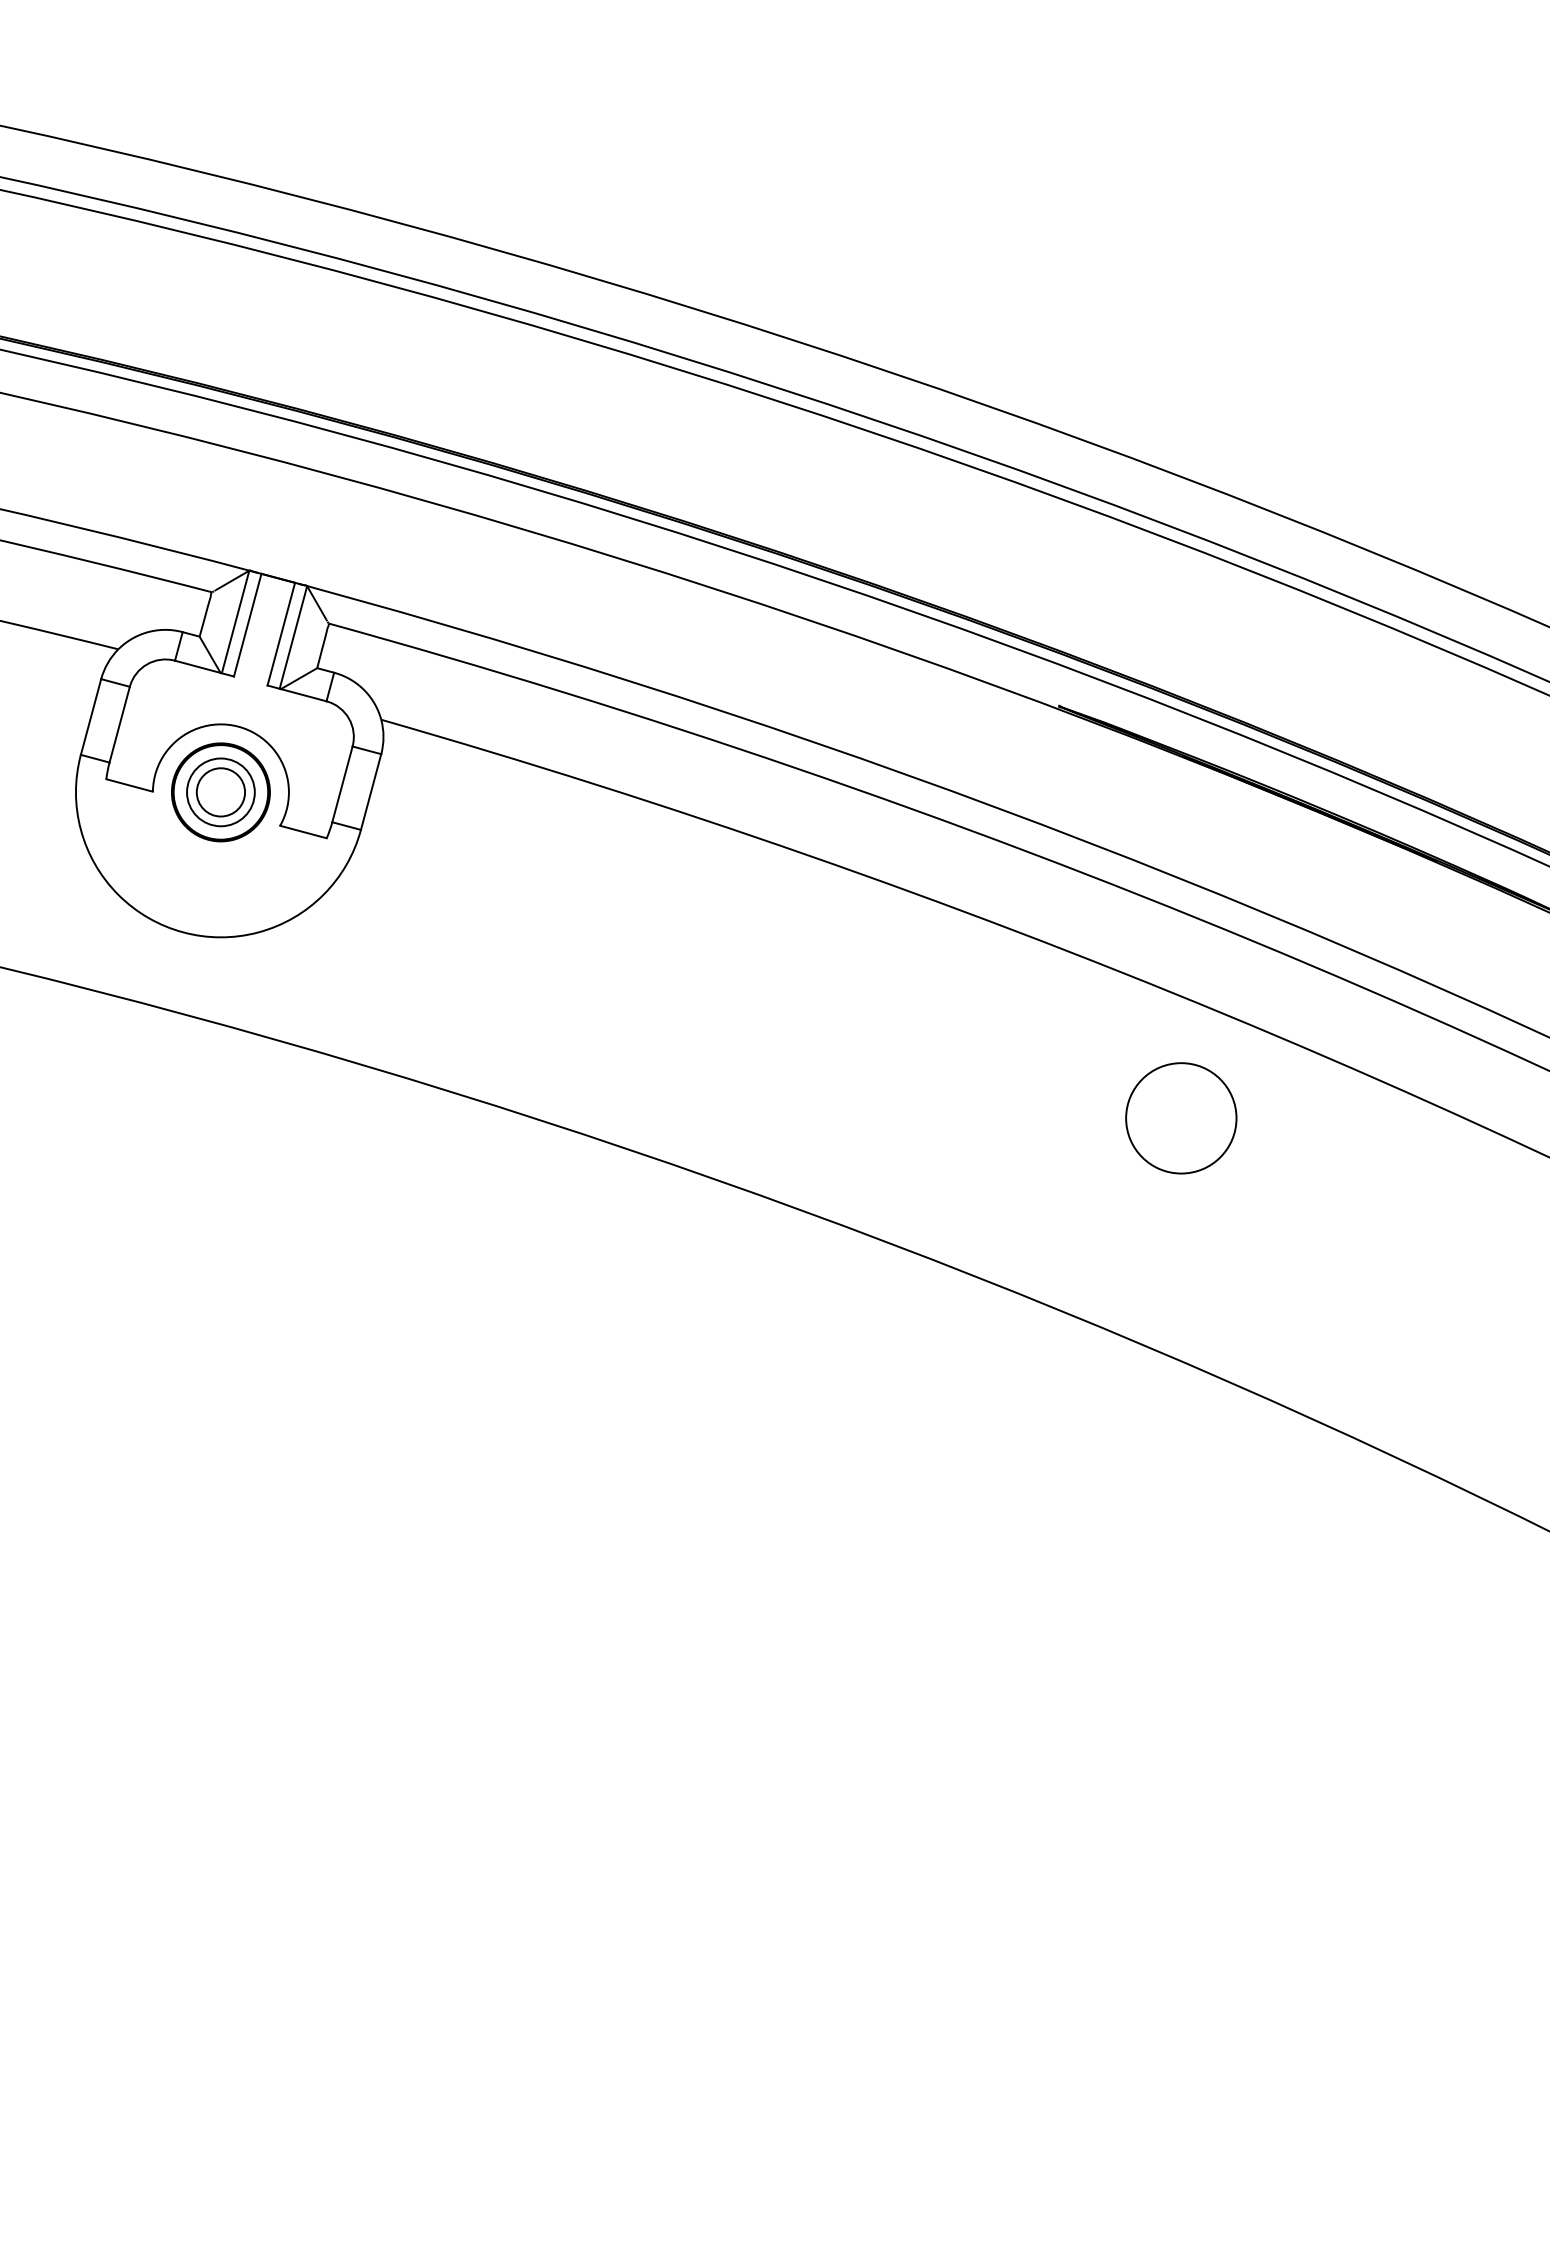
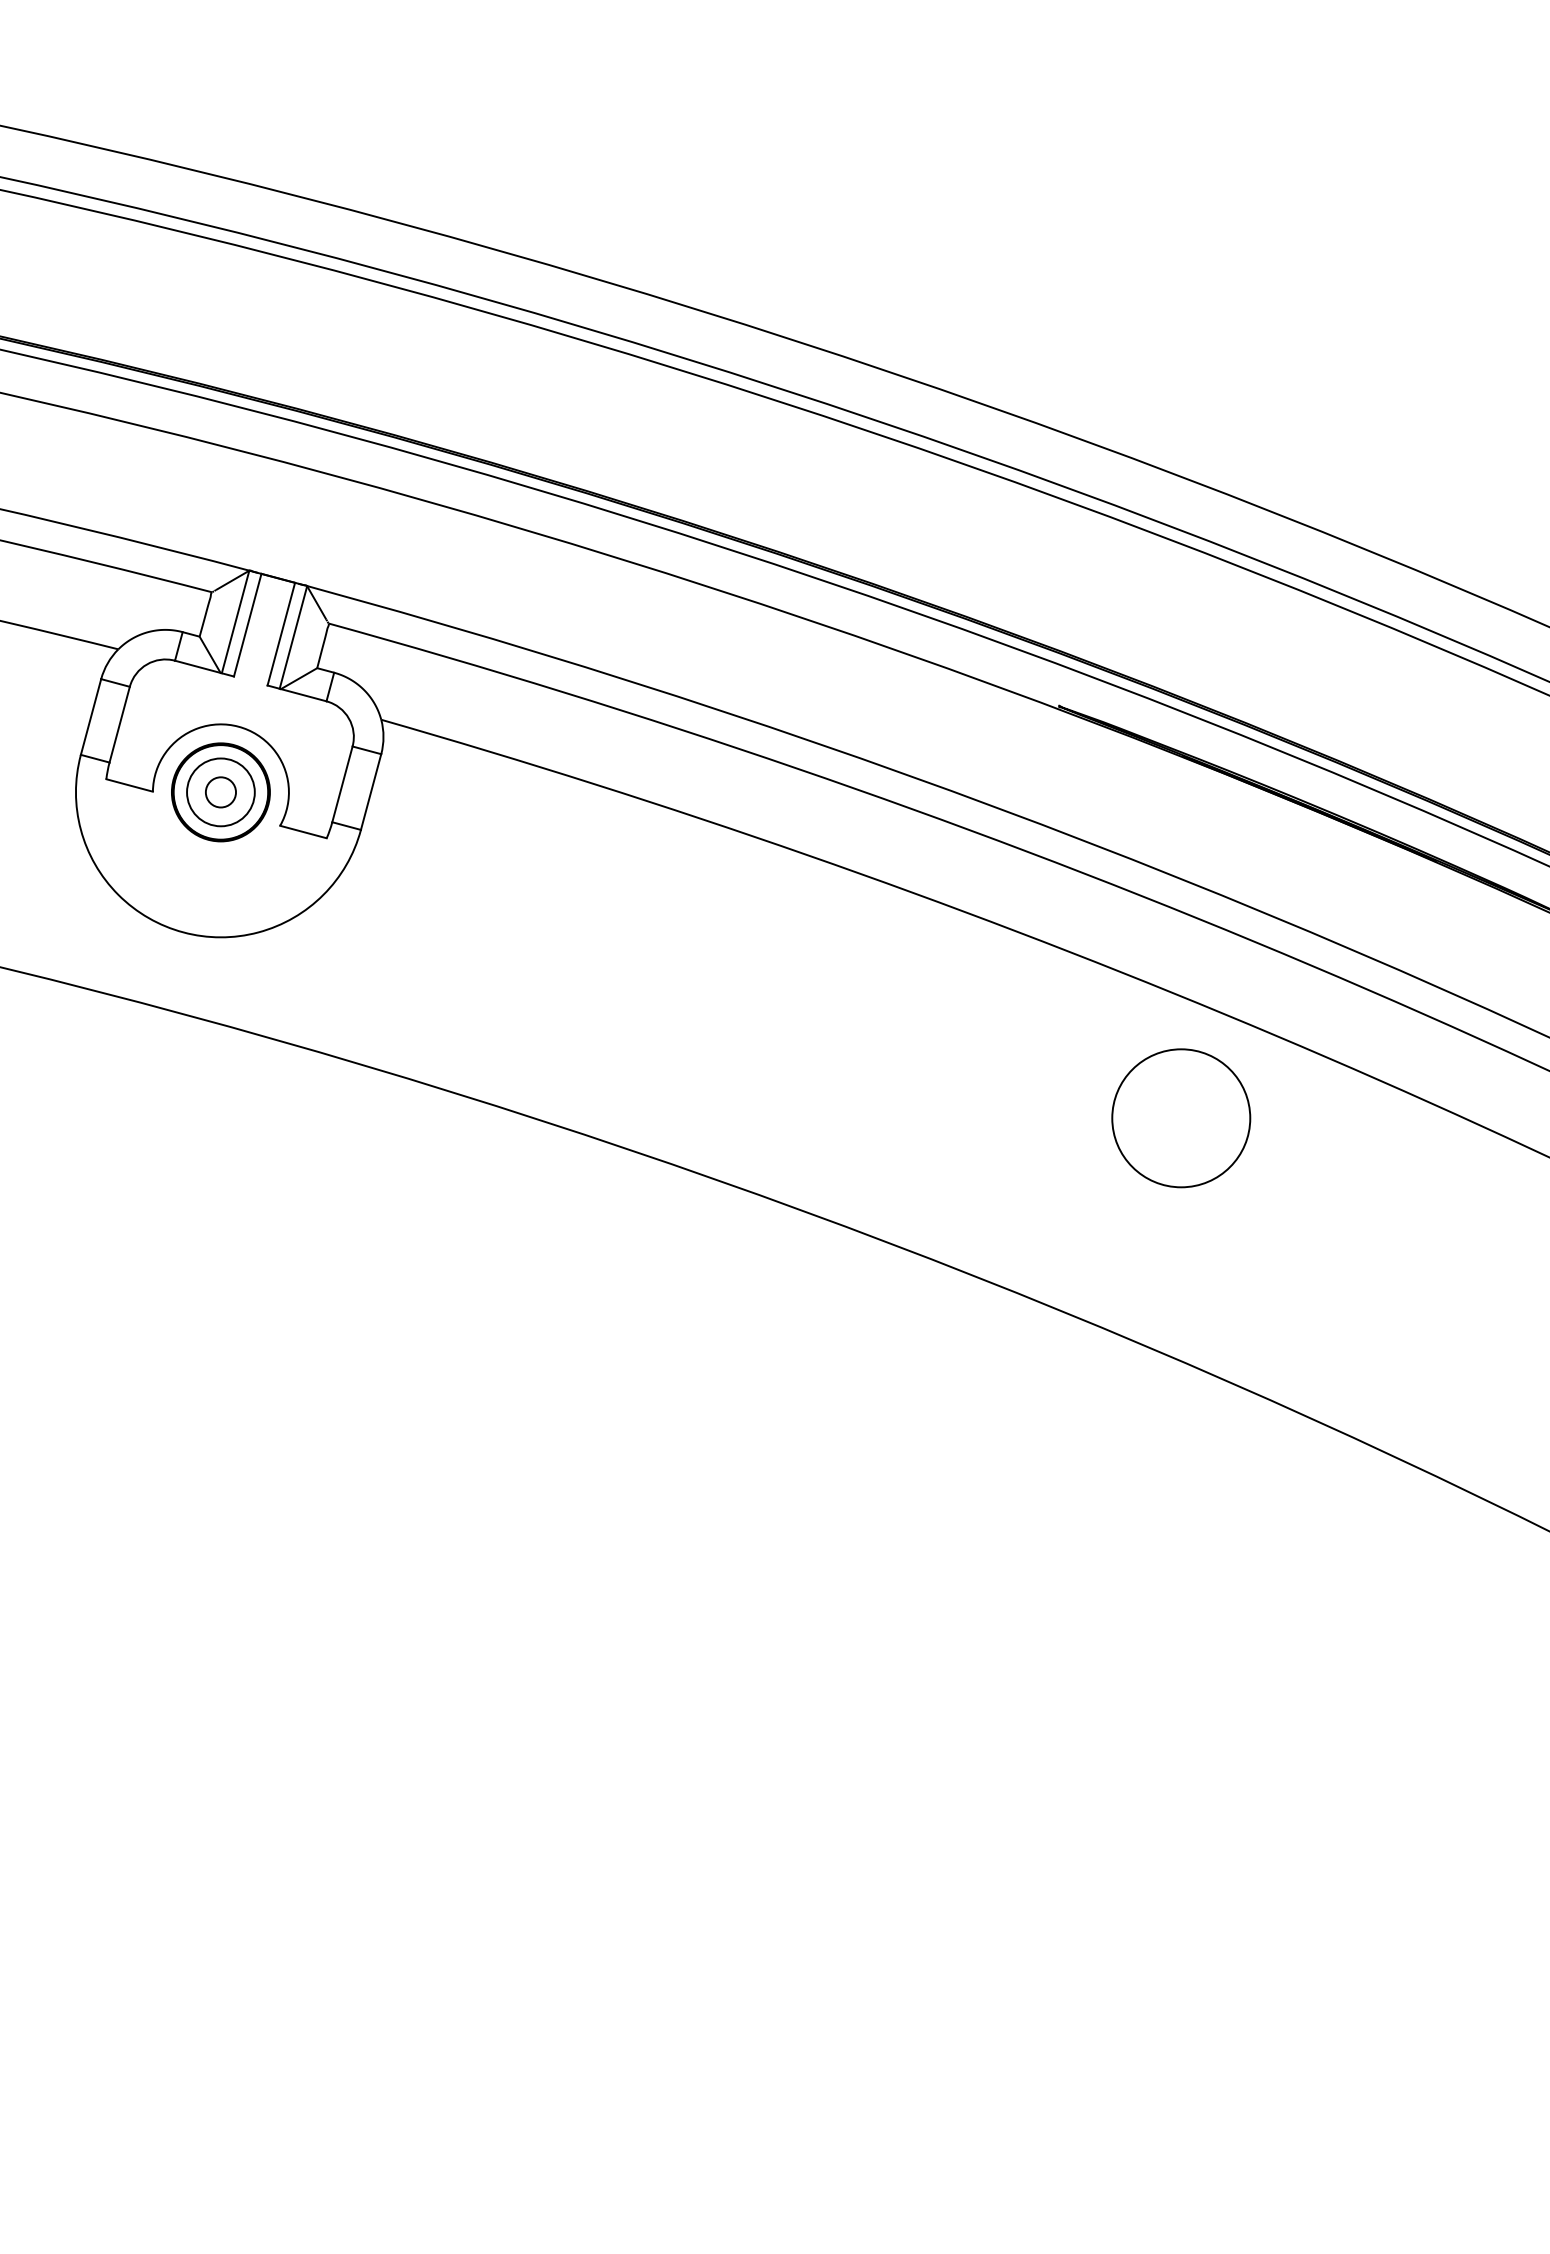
circle diameter: 48 px -> 30 px (220, 792)
circle size: 113x113 px -> 141x141 px (1181, 1118)
